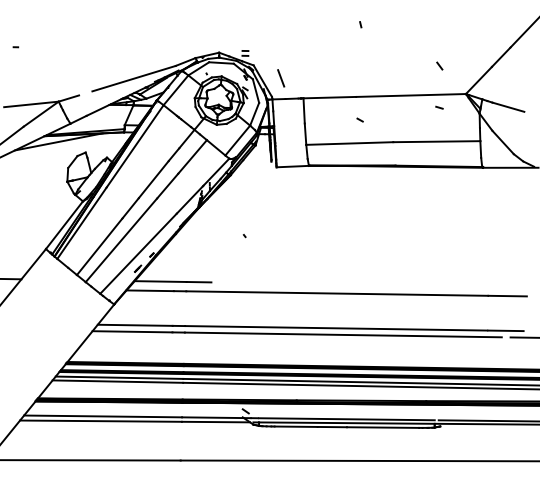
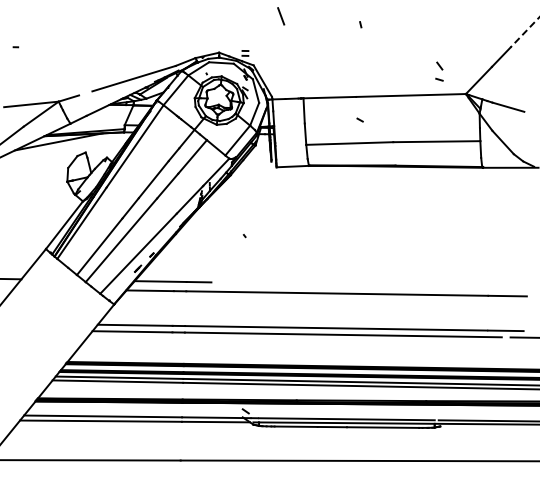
line: solid -> dashed (524, 32)
line position: (281, 78) -> (281, 16) (281, 16)
line position: (439, 107) -> (439, 79) (439, 79)
